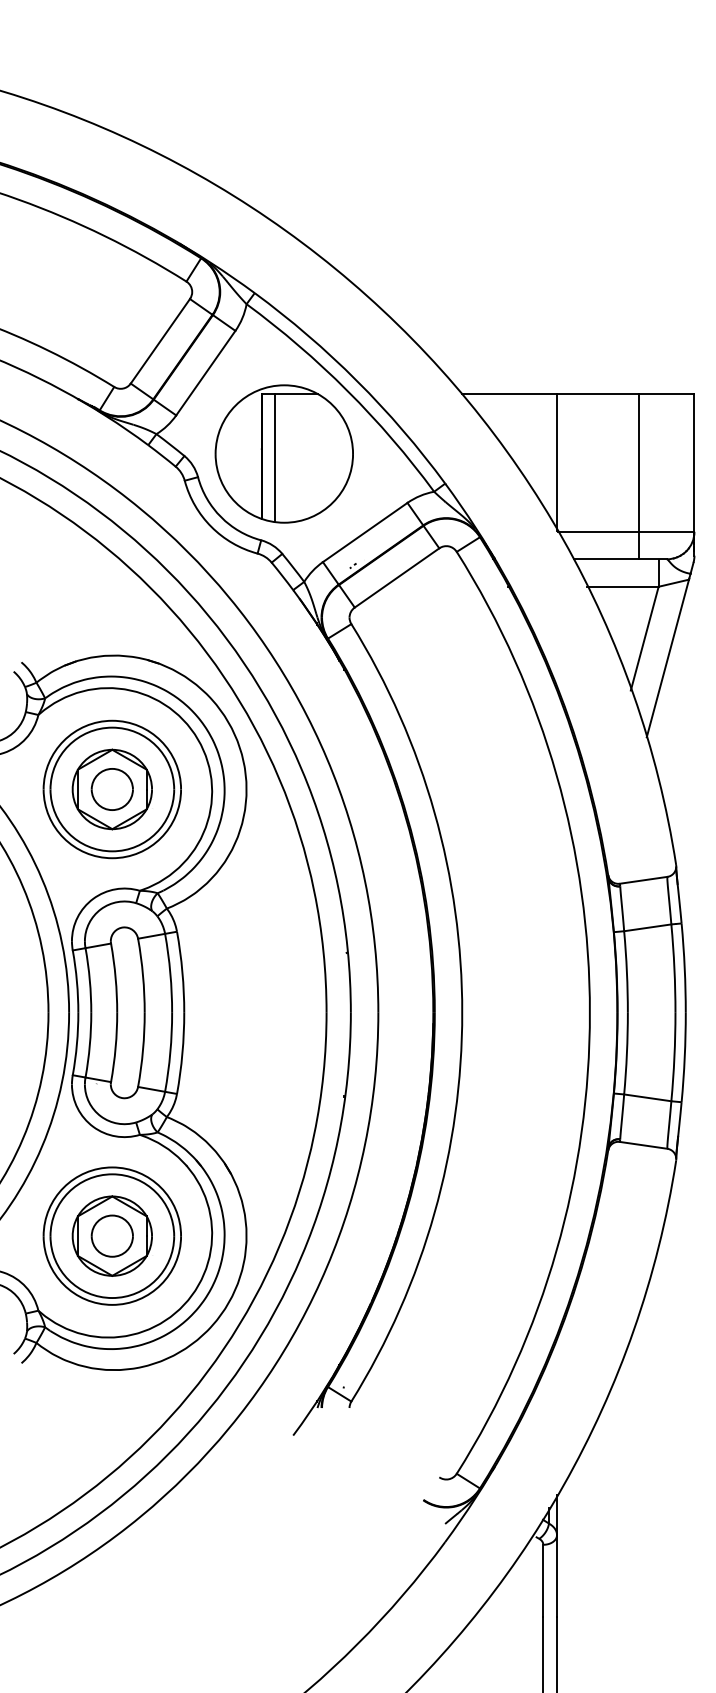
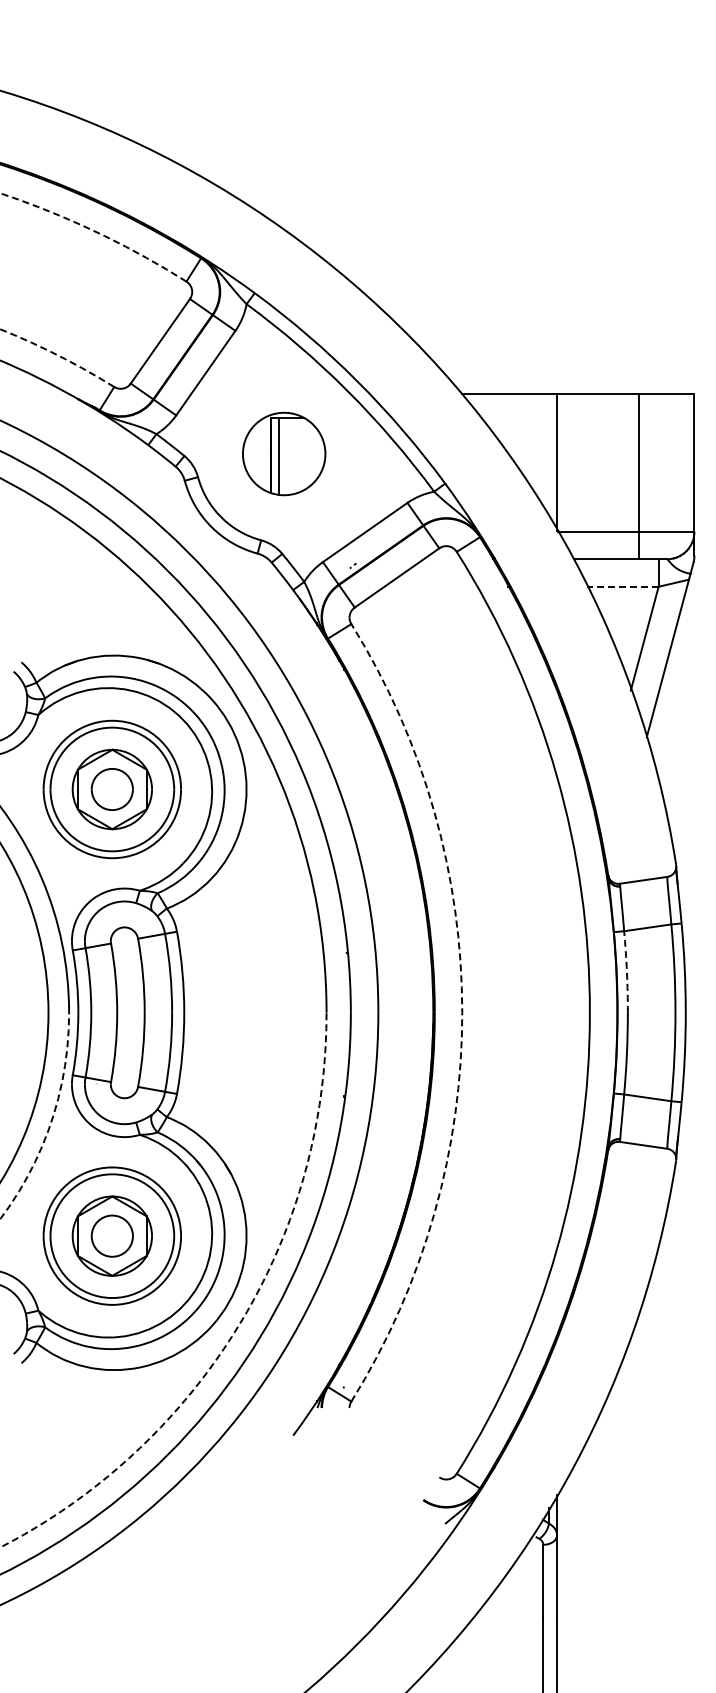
arc: solid -> dashed (95, 231)
arc: solid -> dashed (58, 355)
part size: 140x140 px -> 85x86 px (284, 453)
line: solid -> dashed (622, 586)
arc: solid -> dashed (626, 972)
arc: solid -> dashed (462, 1012)
arc: solid -> dashed (51, 1121)
arc: solid -> dashed (240, 1323)
